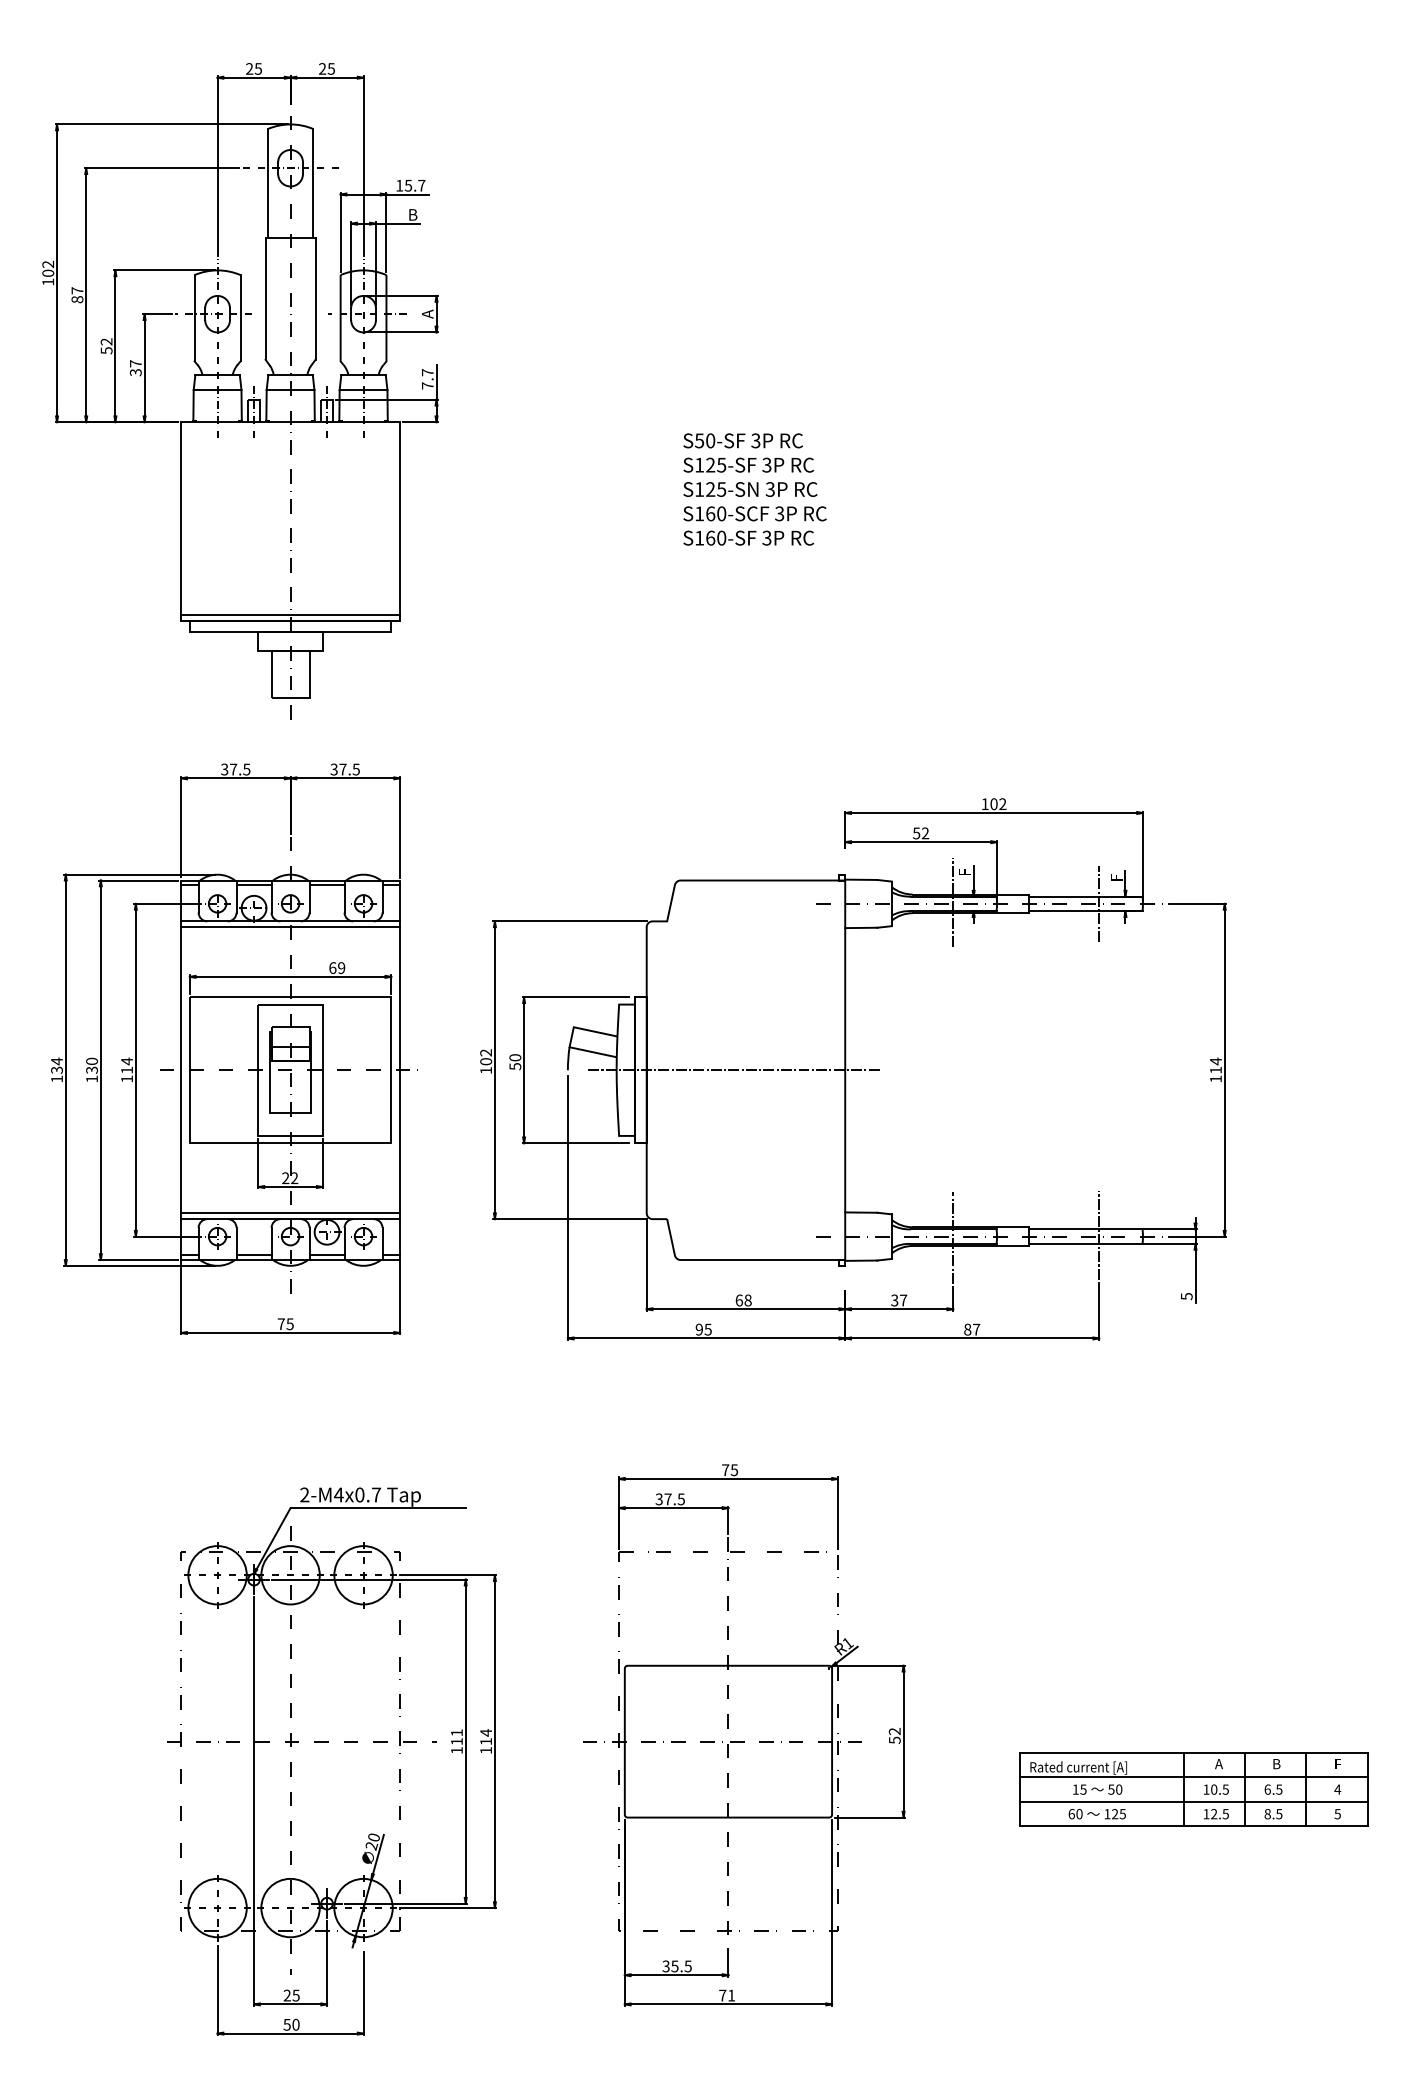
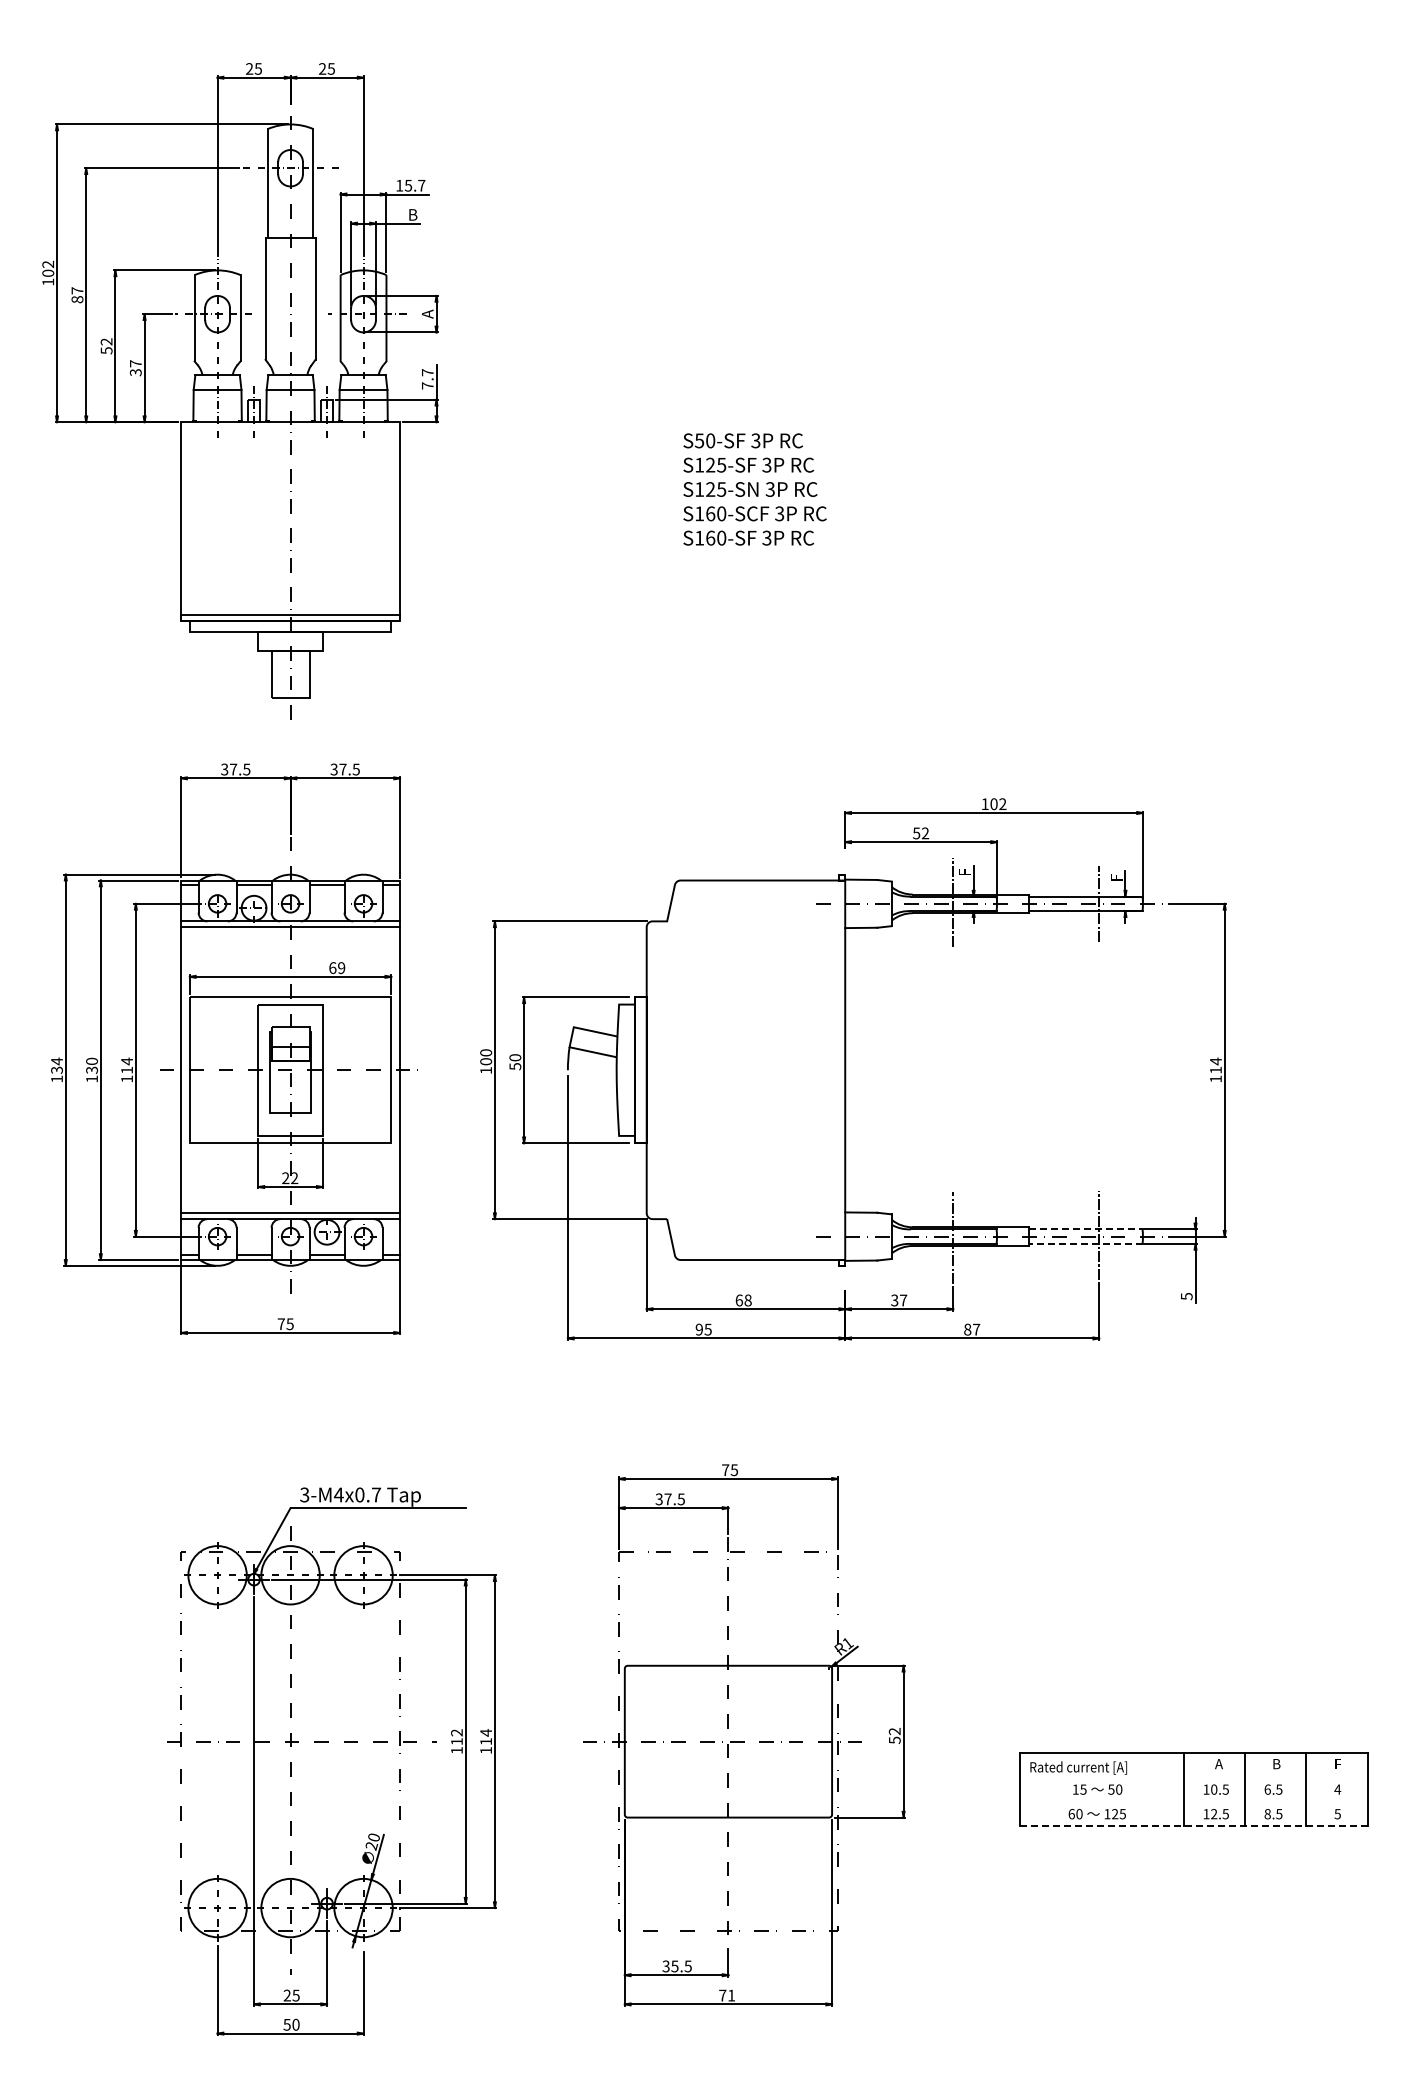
text: 102 -> 100 (486, 1052)
line: present -> none (734, 1070)
line: solid -> dashed (1085, 1229)
line: solid -> dashed (1085, 1243)
text: 2-M4x0.7 -> 3-M4x0.7 (304, 1495)
text: 111 -> 112 (456, 1732)
line: present -> none (1193, 1777)
line: present -> none (1193, 1801)
line: solid -> dashed (1194, 1826)
